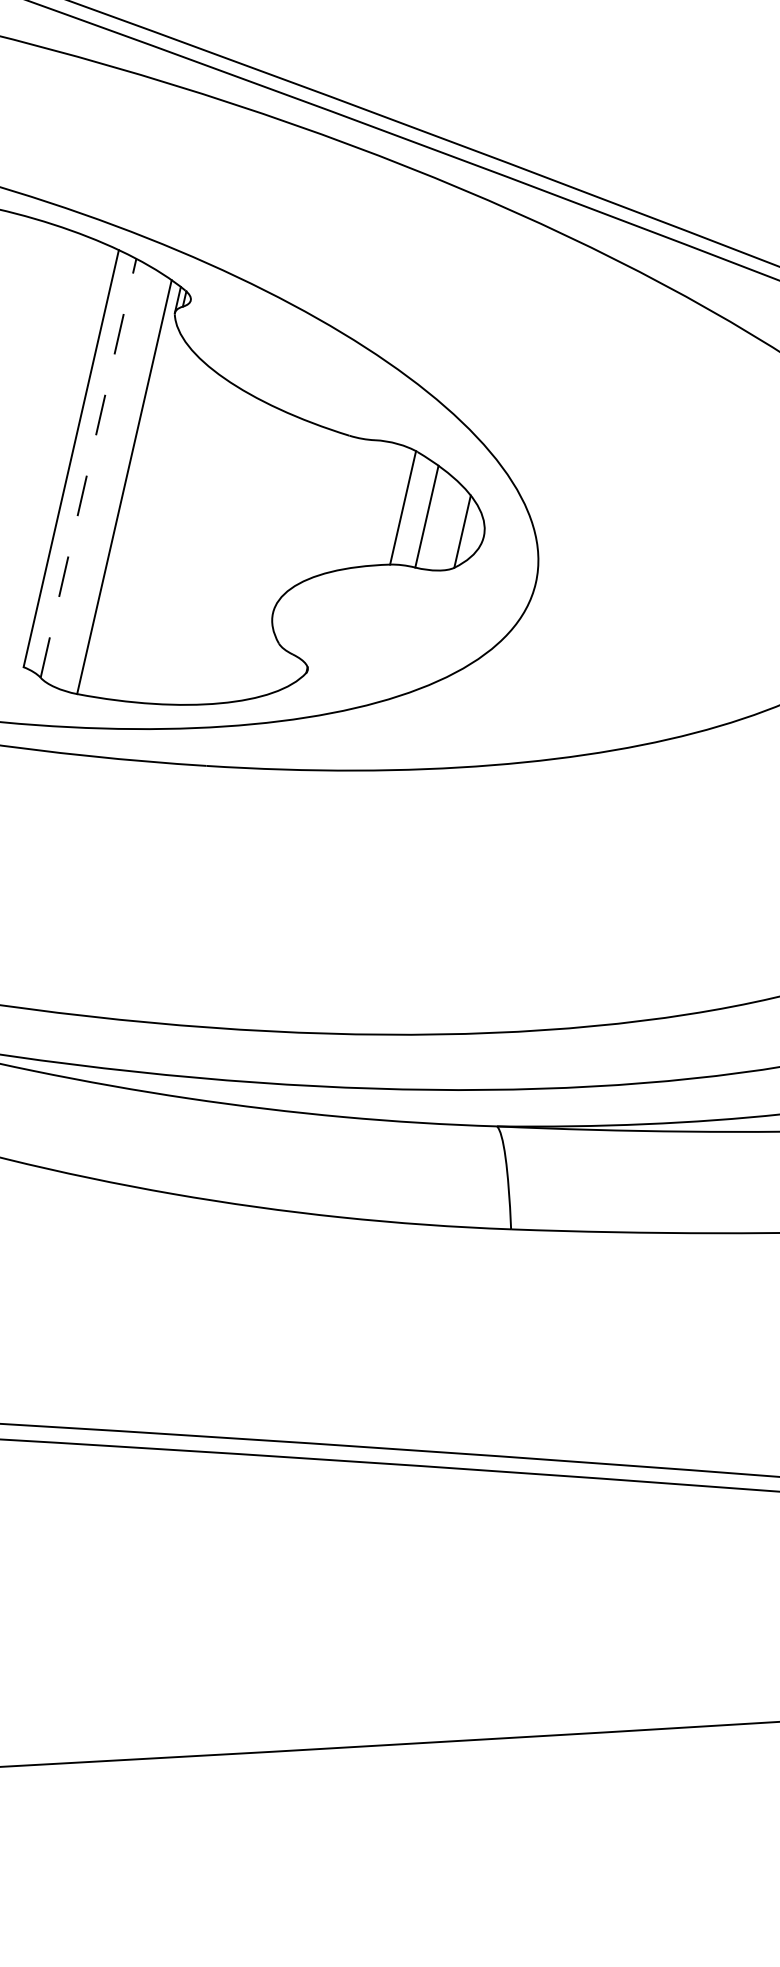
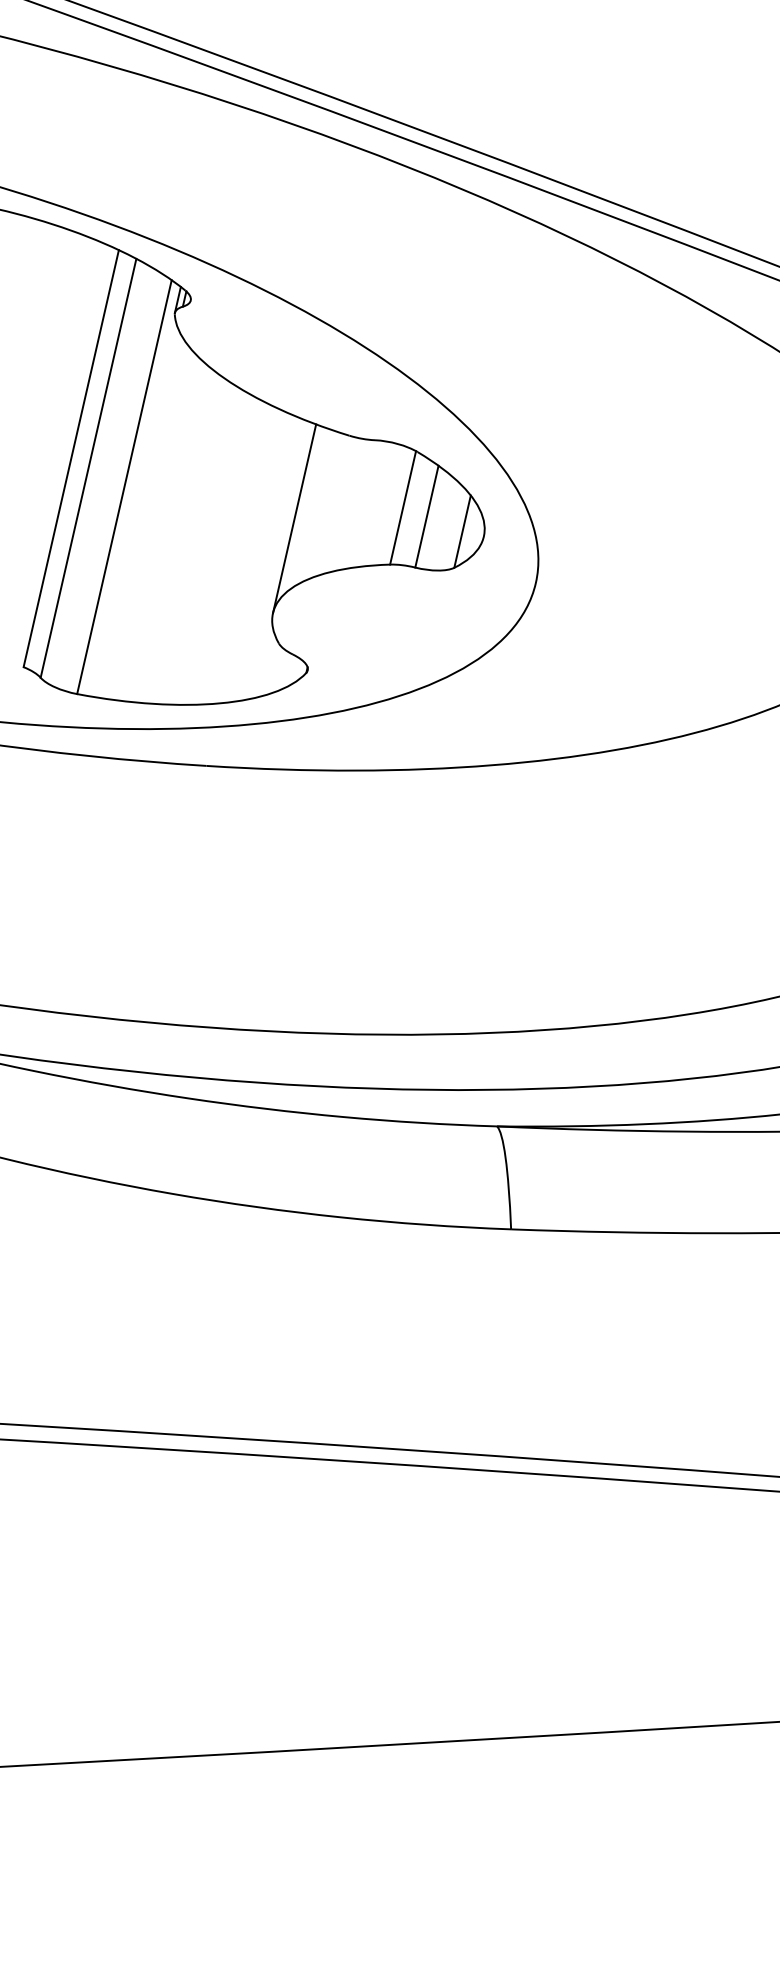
line: dashed -> solid (88, 468)
line: none -> present (294, 518)
